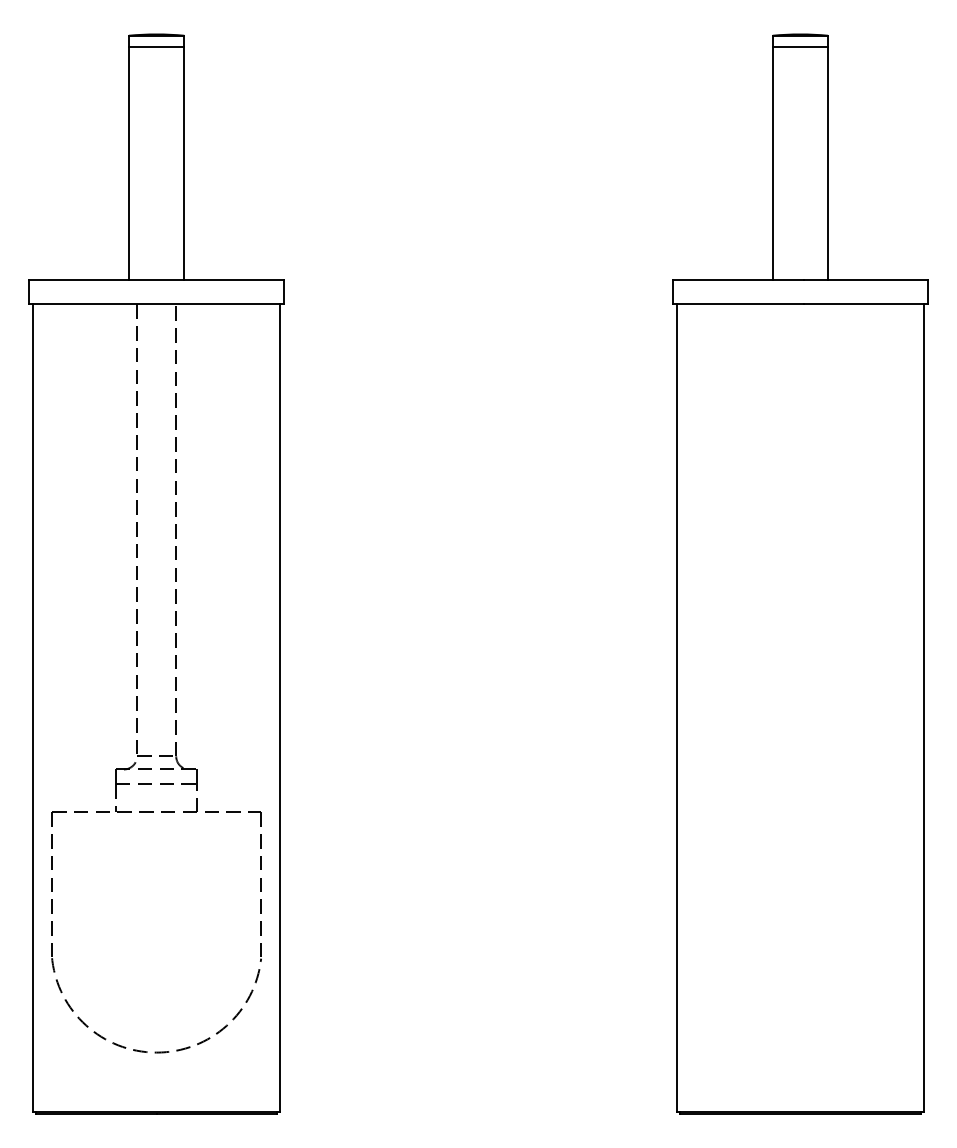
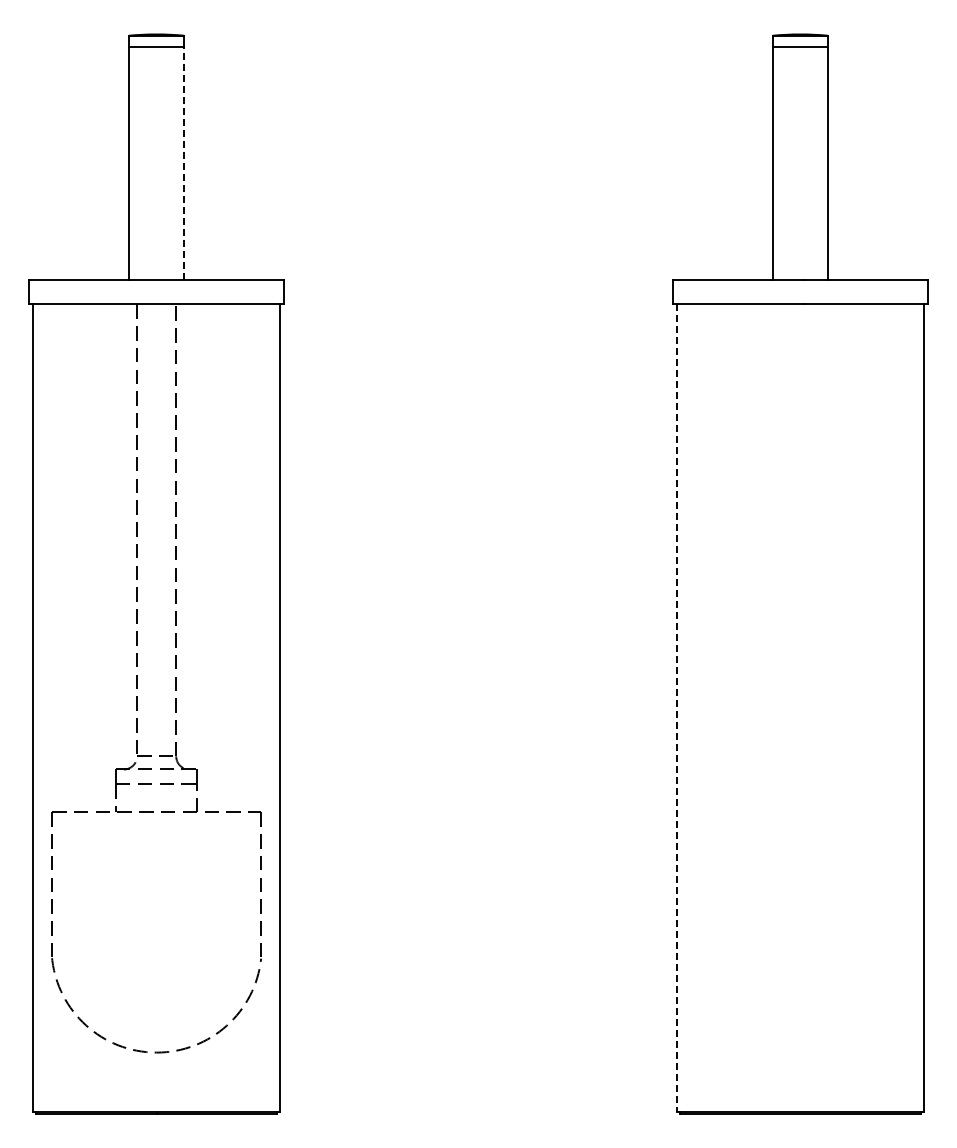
line: solid -> dashed (184, 163)
line: solid -> dashed (676, 708)
